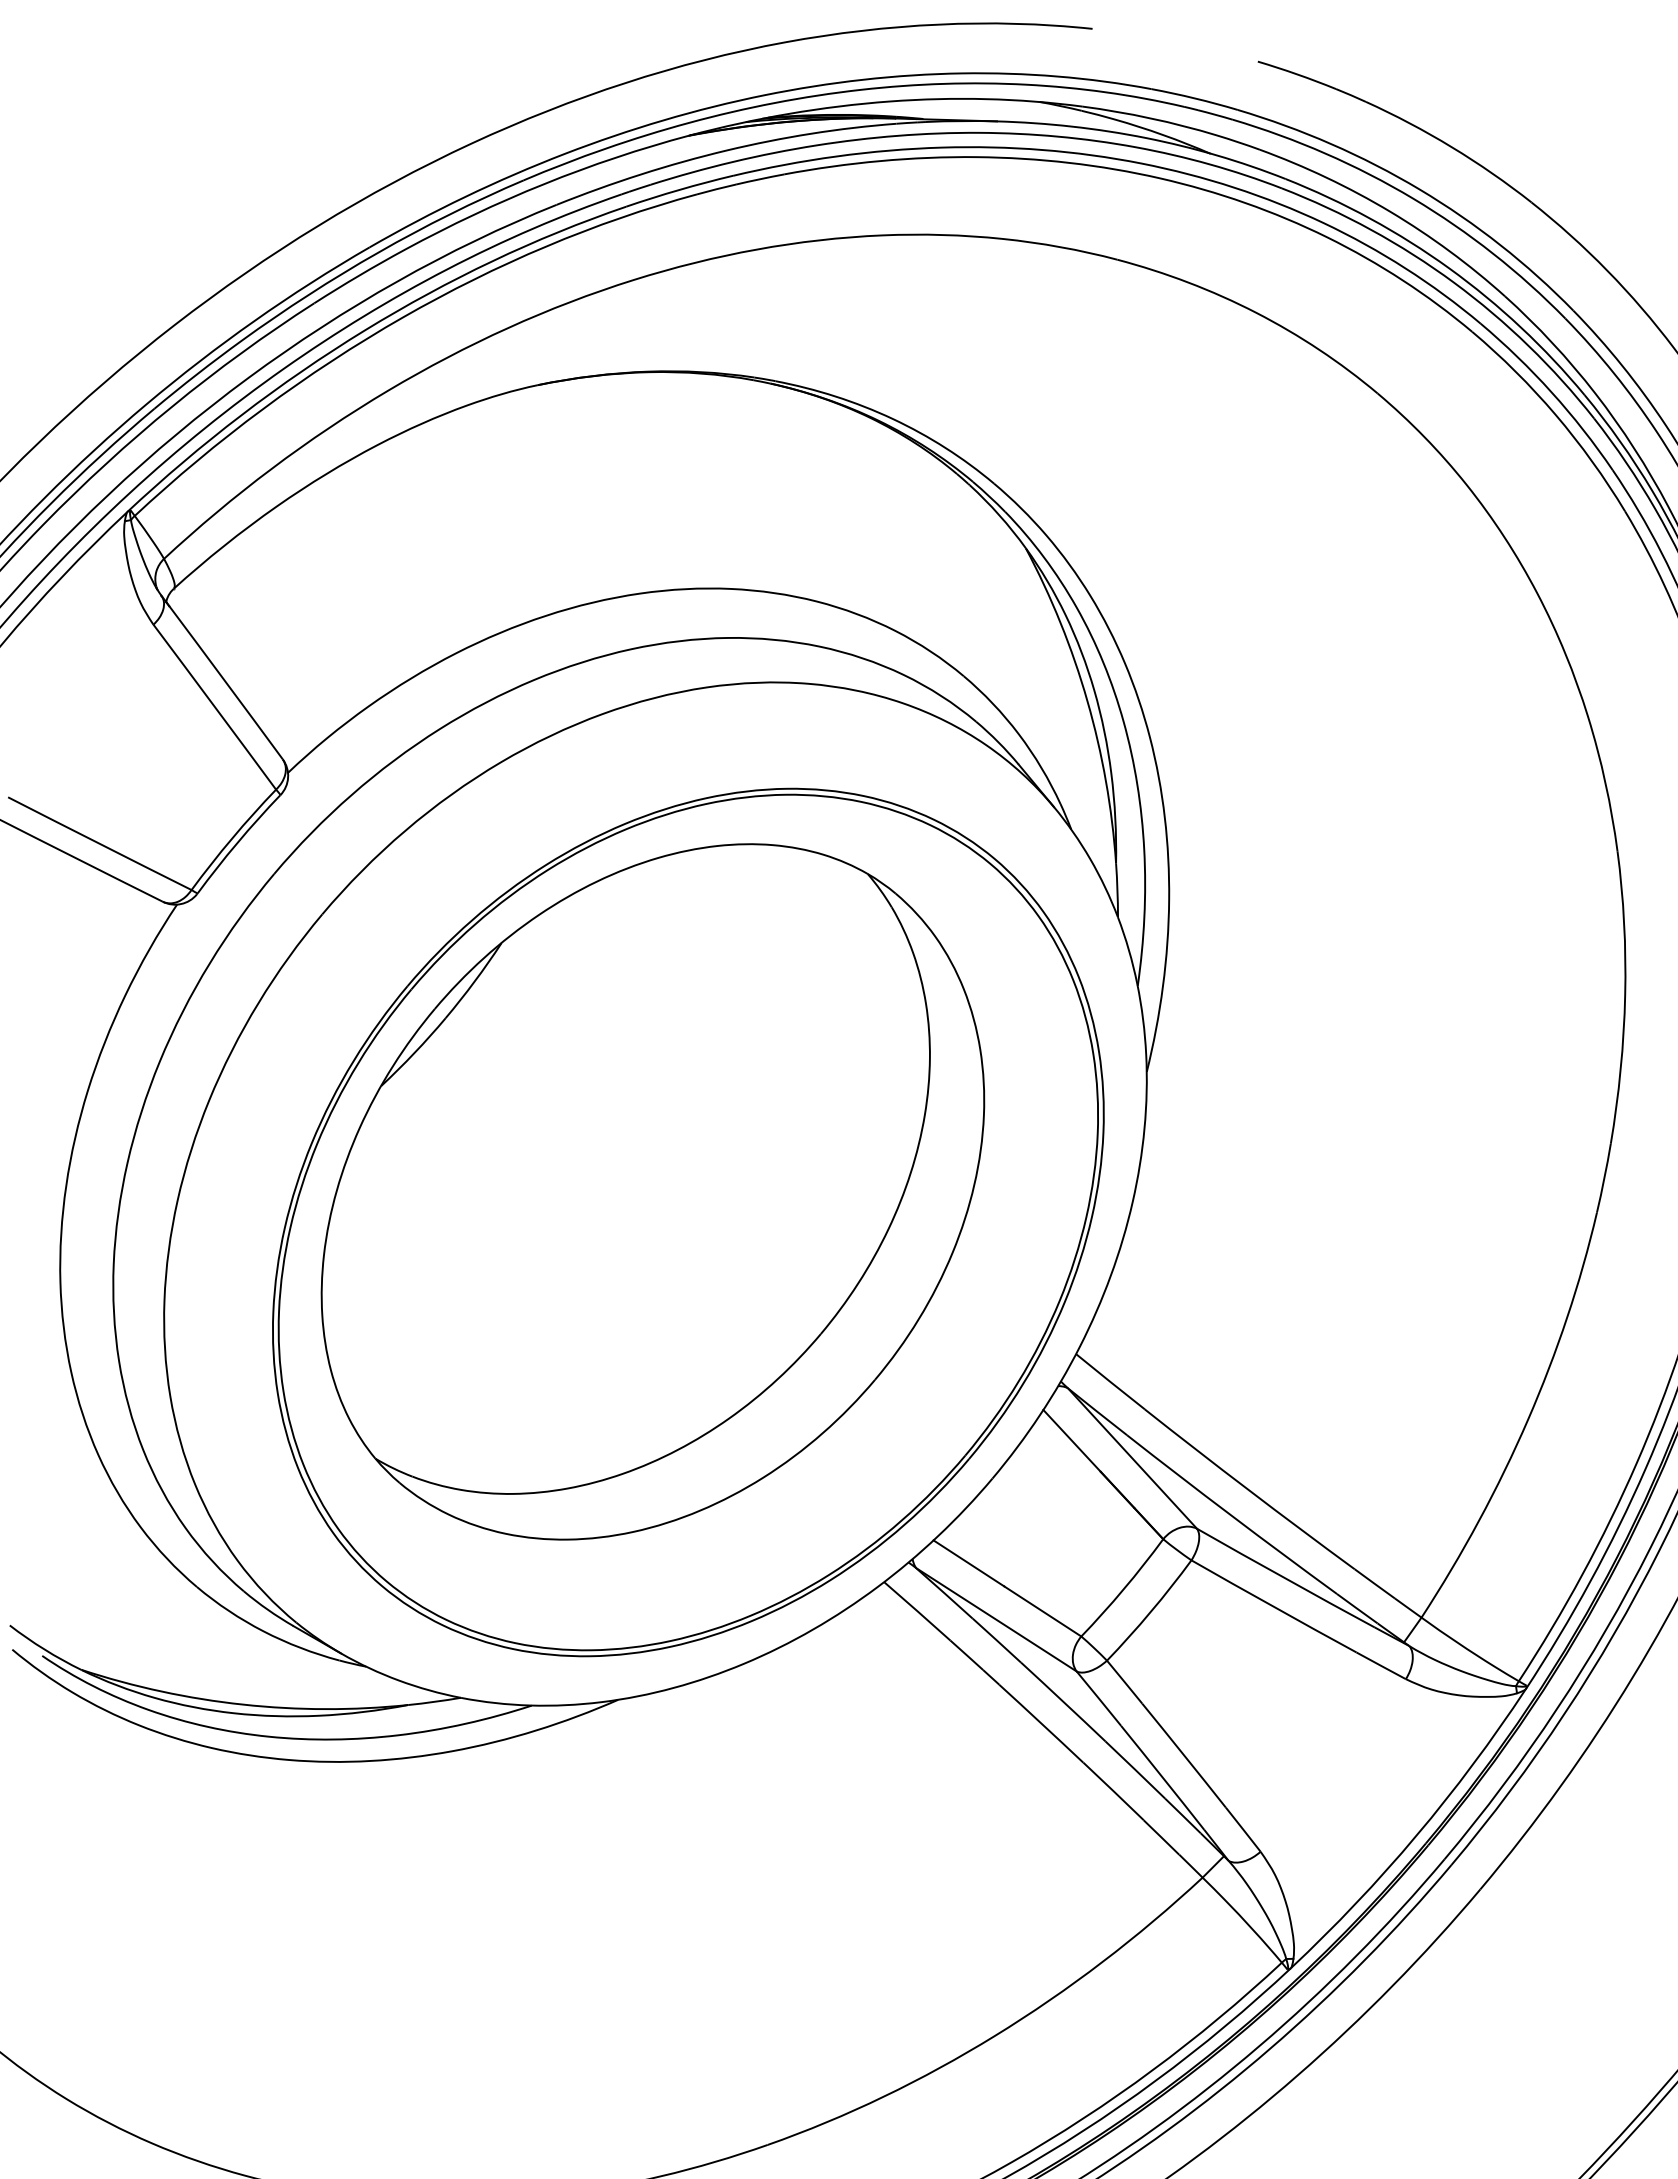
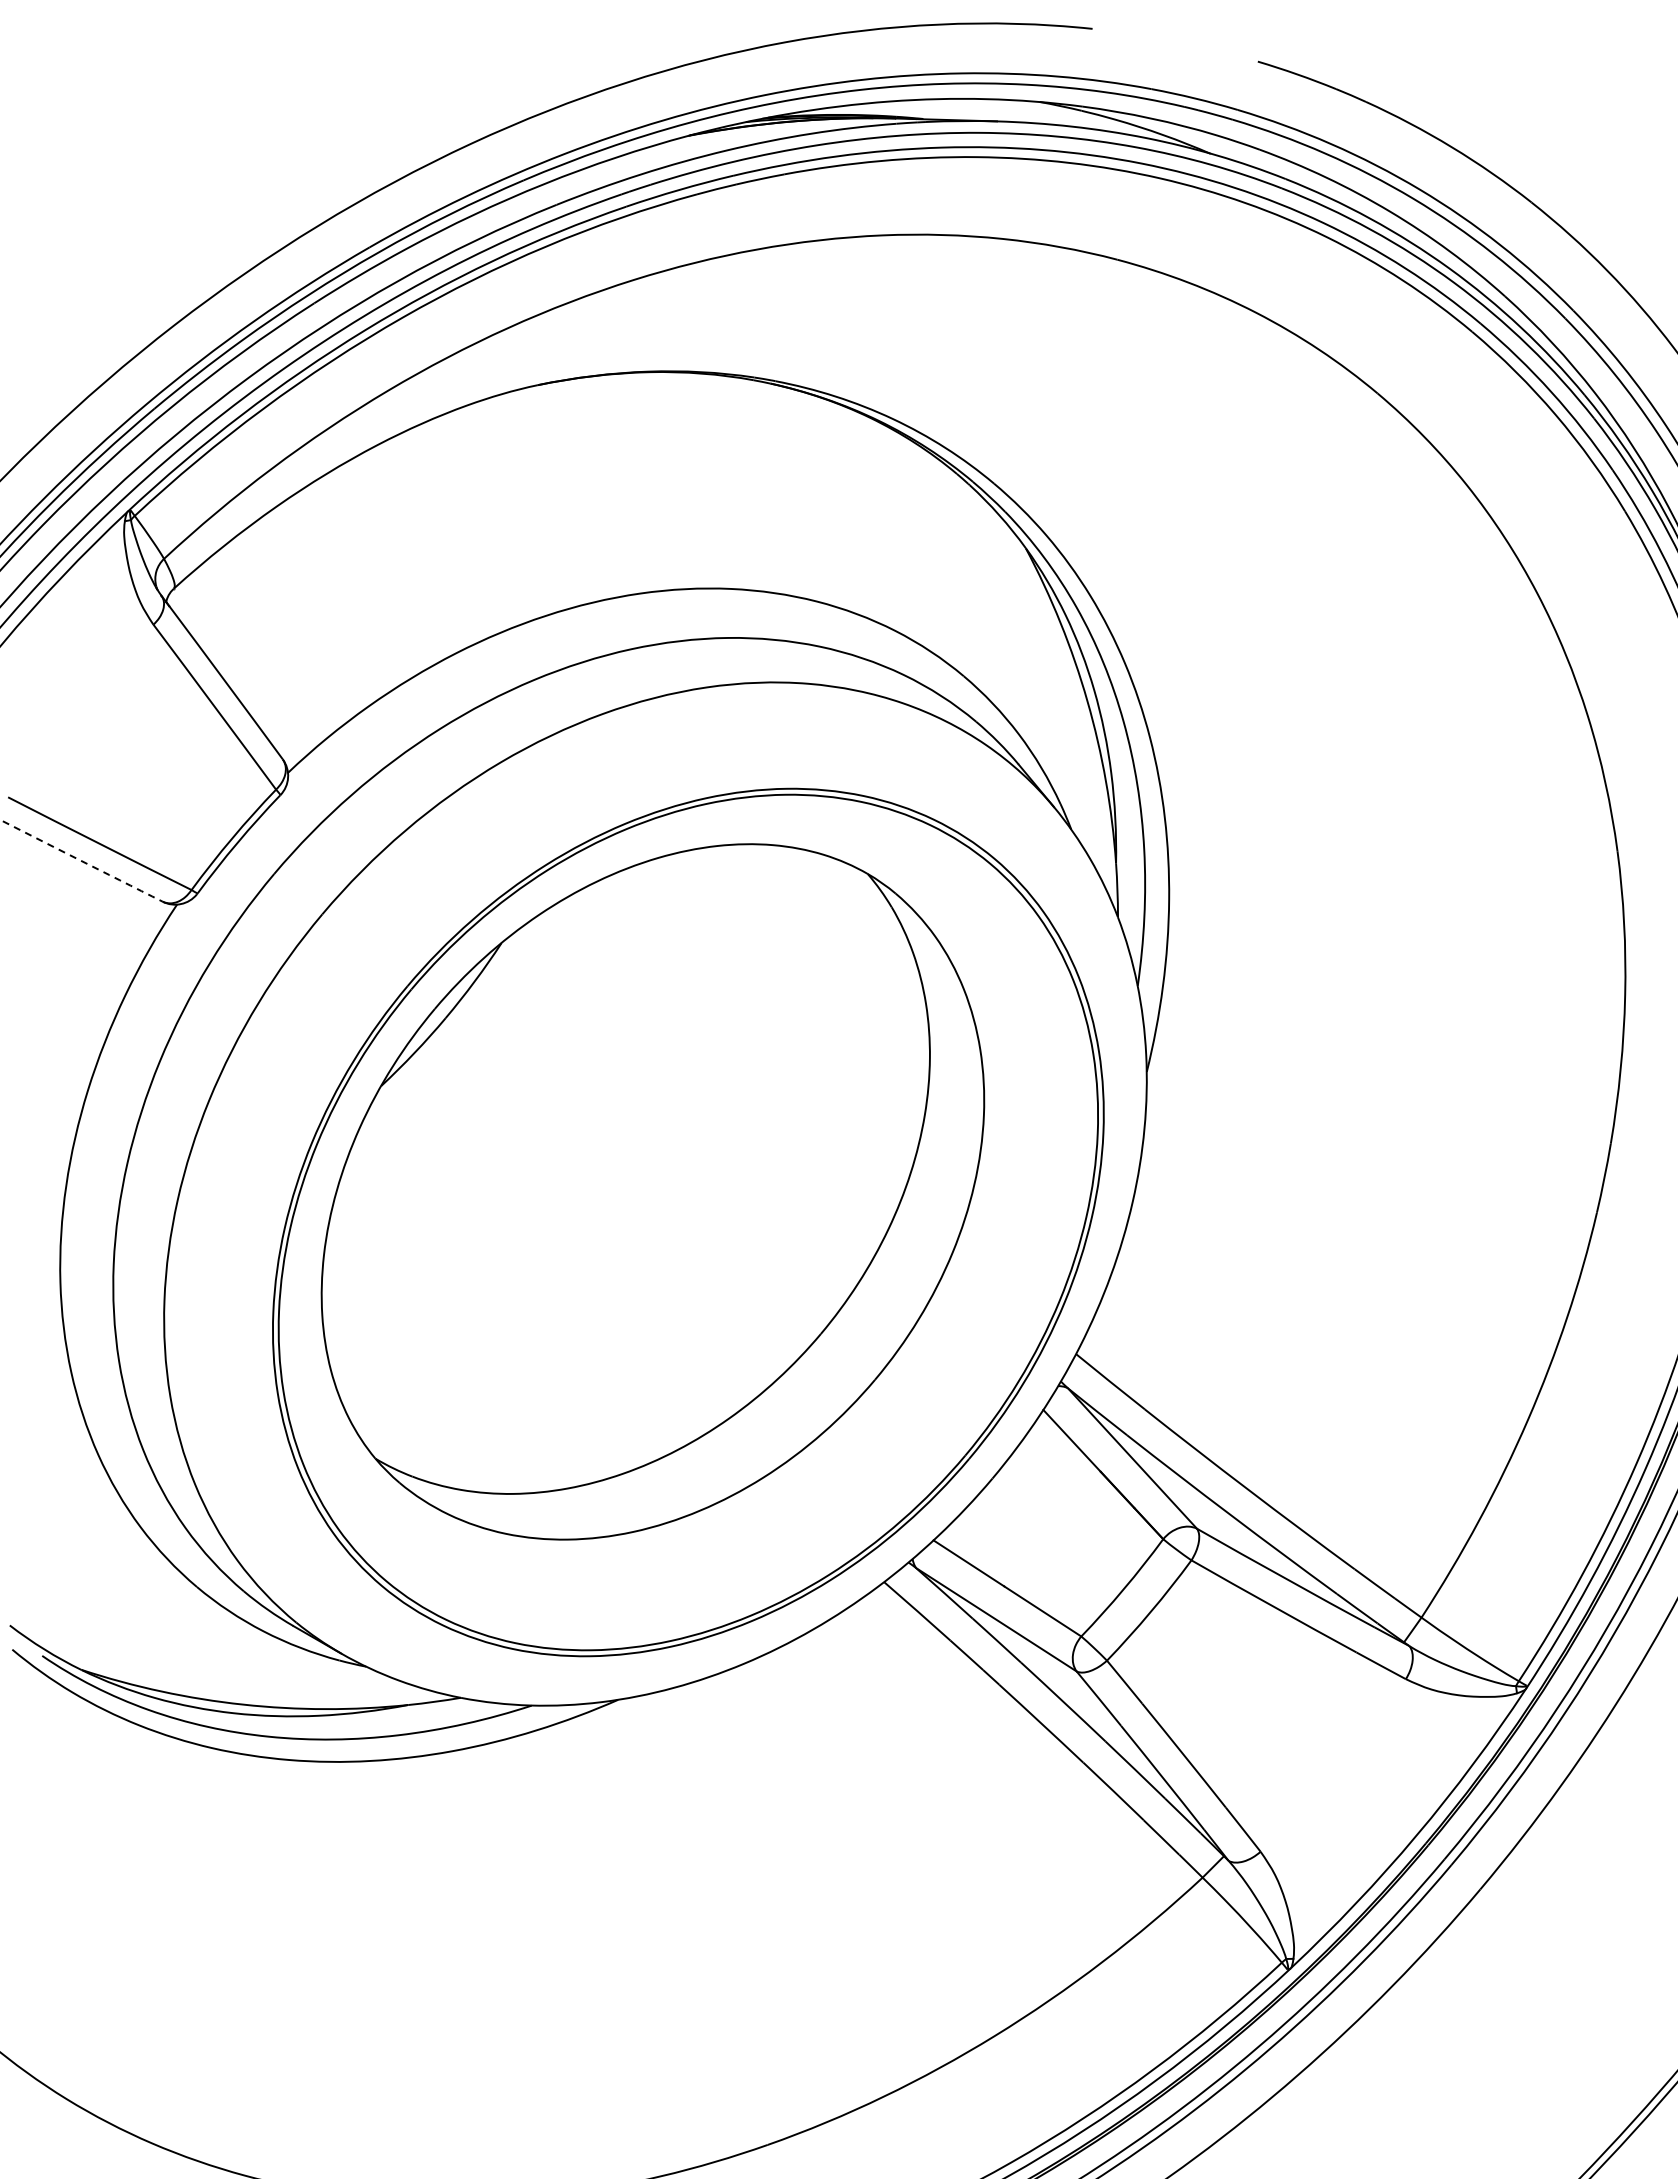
arc: solid -> dashed (81, 861)
